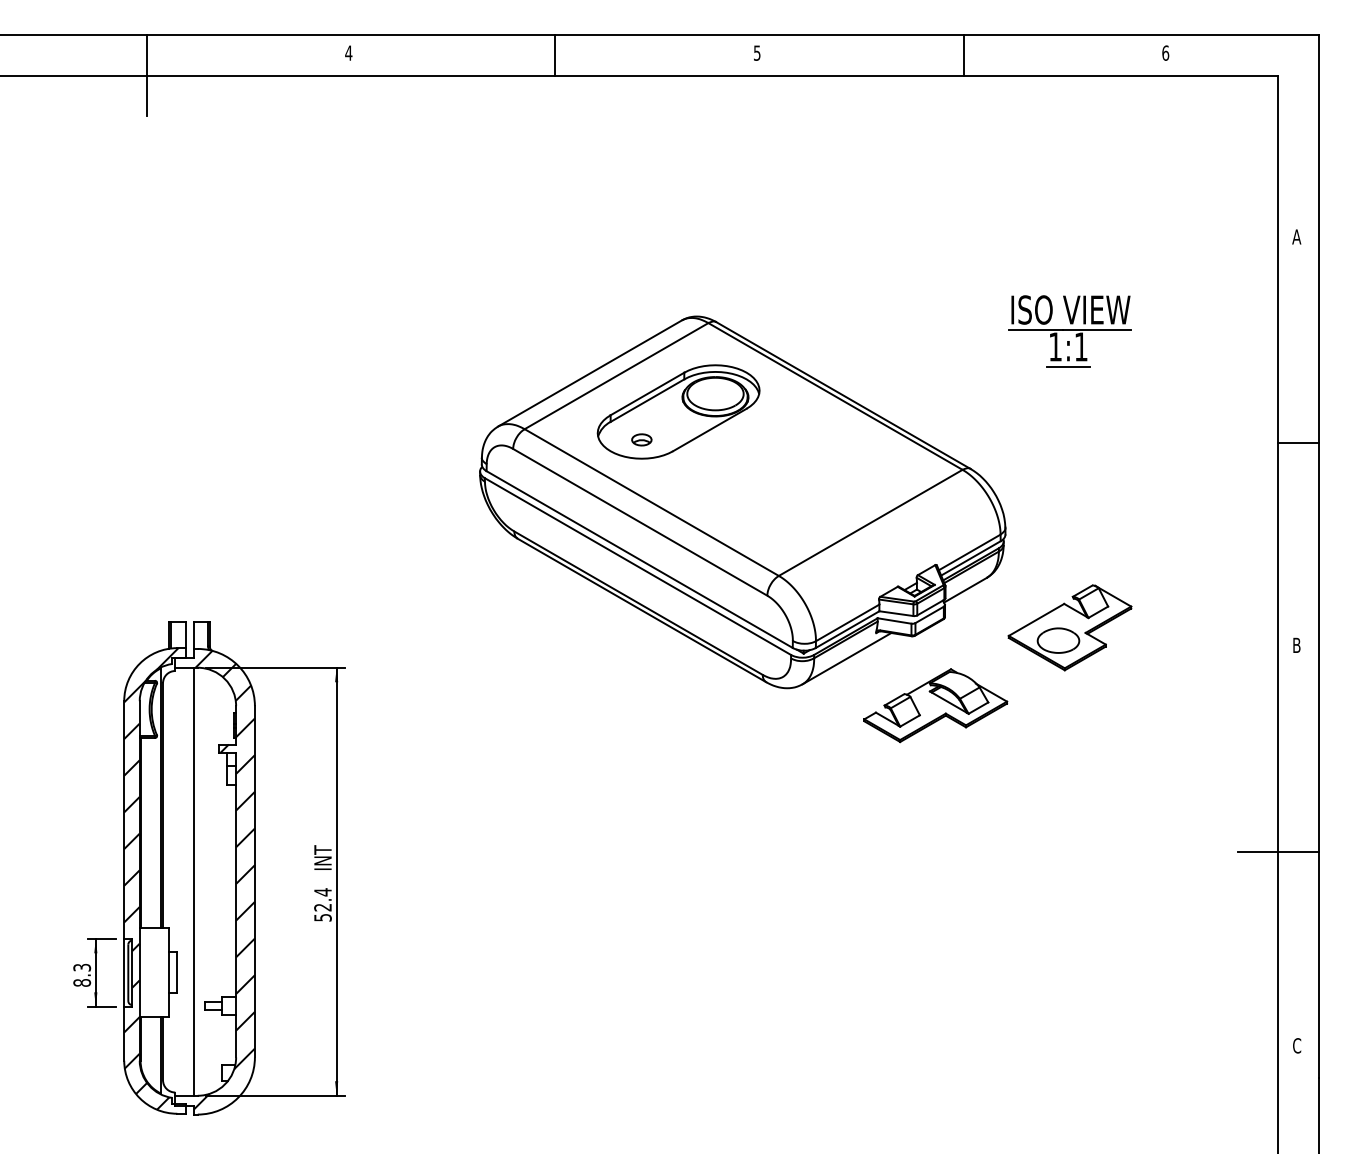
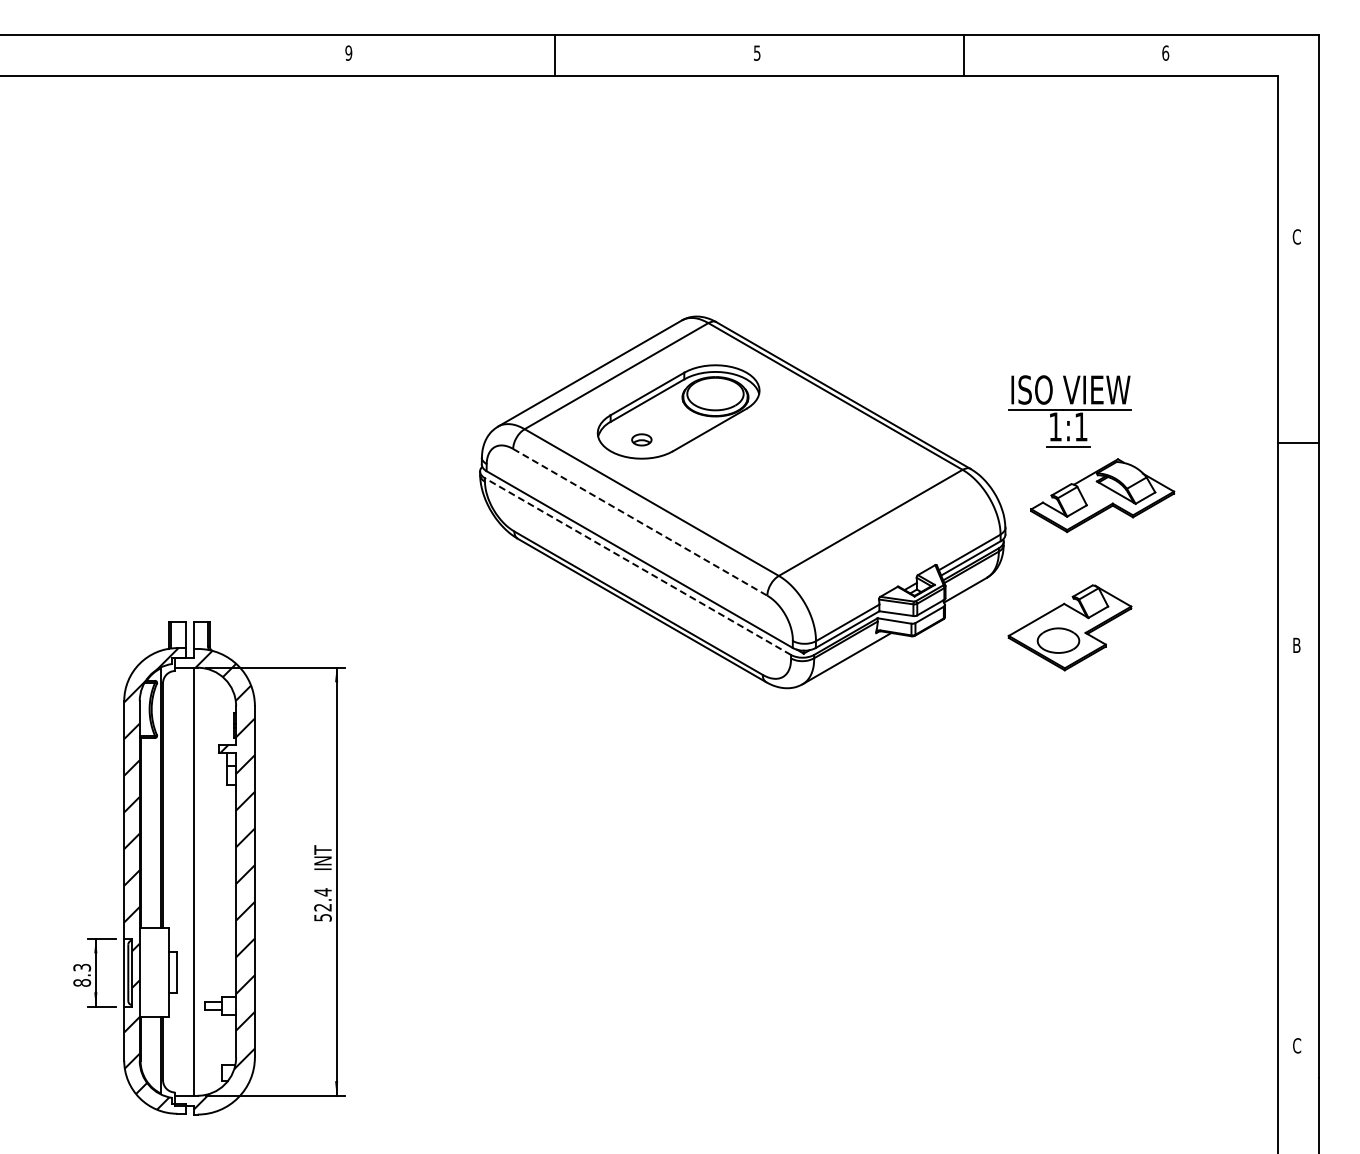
text: 4 -> 9 (348, 52)
line: present -> none (146, 75)
text: A -> C (1296, 236)
part position: (1069, 331) -> (1069, 411) (1069, 411)
line: solid -> dashed (640, 522)
line: solid -> dashed (637, 566)
part position: (935, 705) -> (1102, 495) (1102, 495)
line: present -> none (1278, 851)
